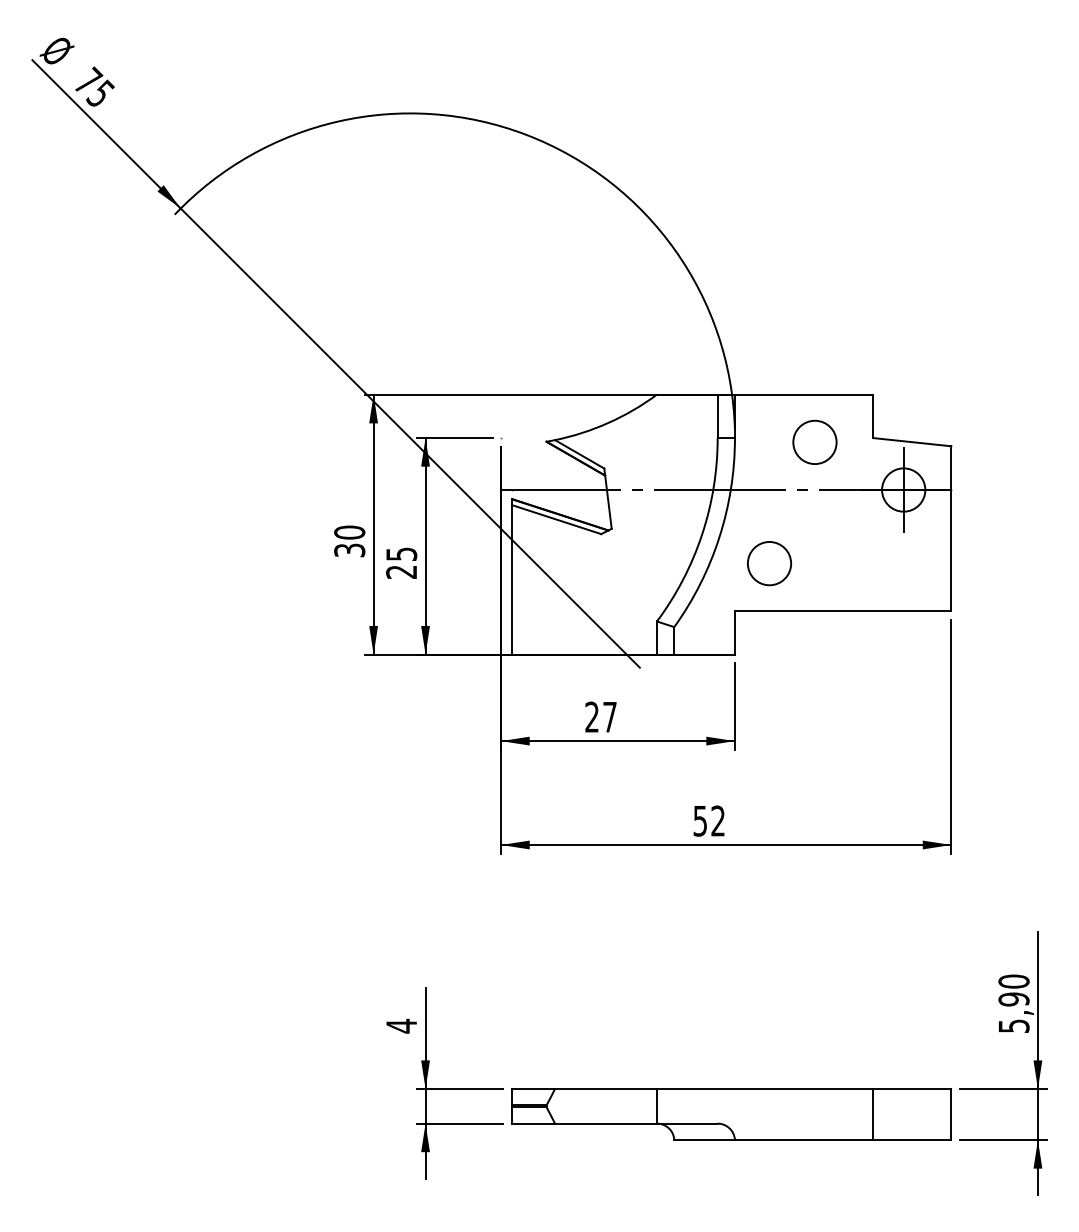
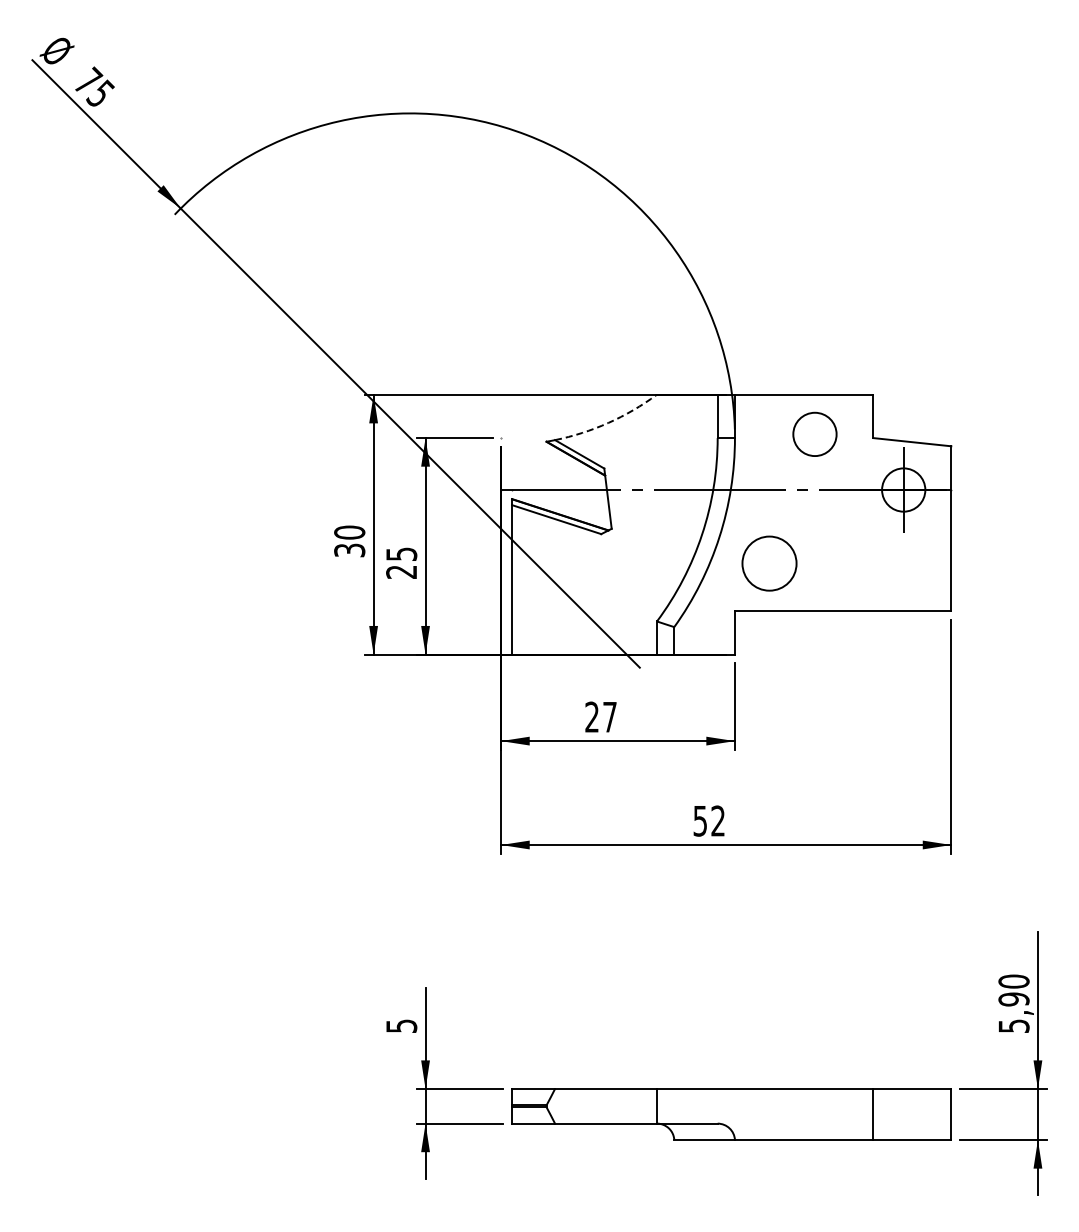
arc: solid -> dashed (608, 422)
circle position: (814, 441) -> (814, 433) (814, 433)
circle diameter: 43 px -> 54 px (769, 563)
text: 4 -> 5 (401, 1025)
